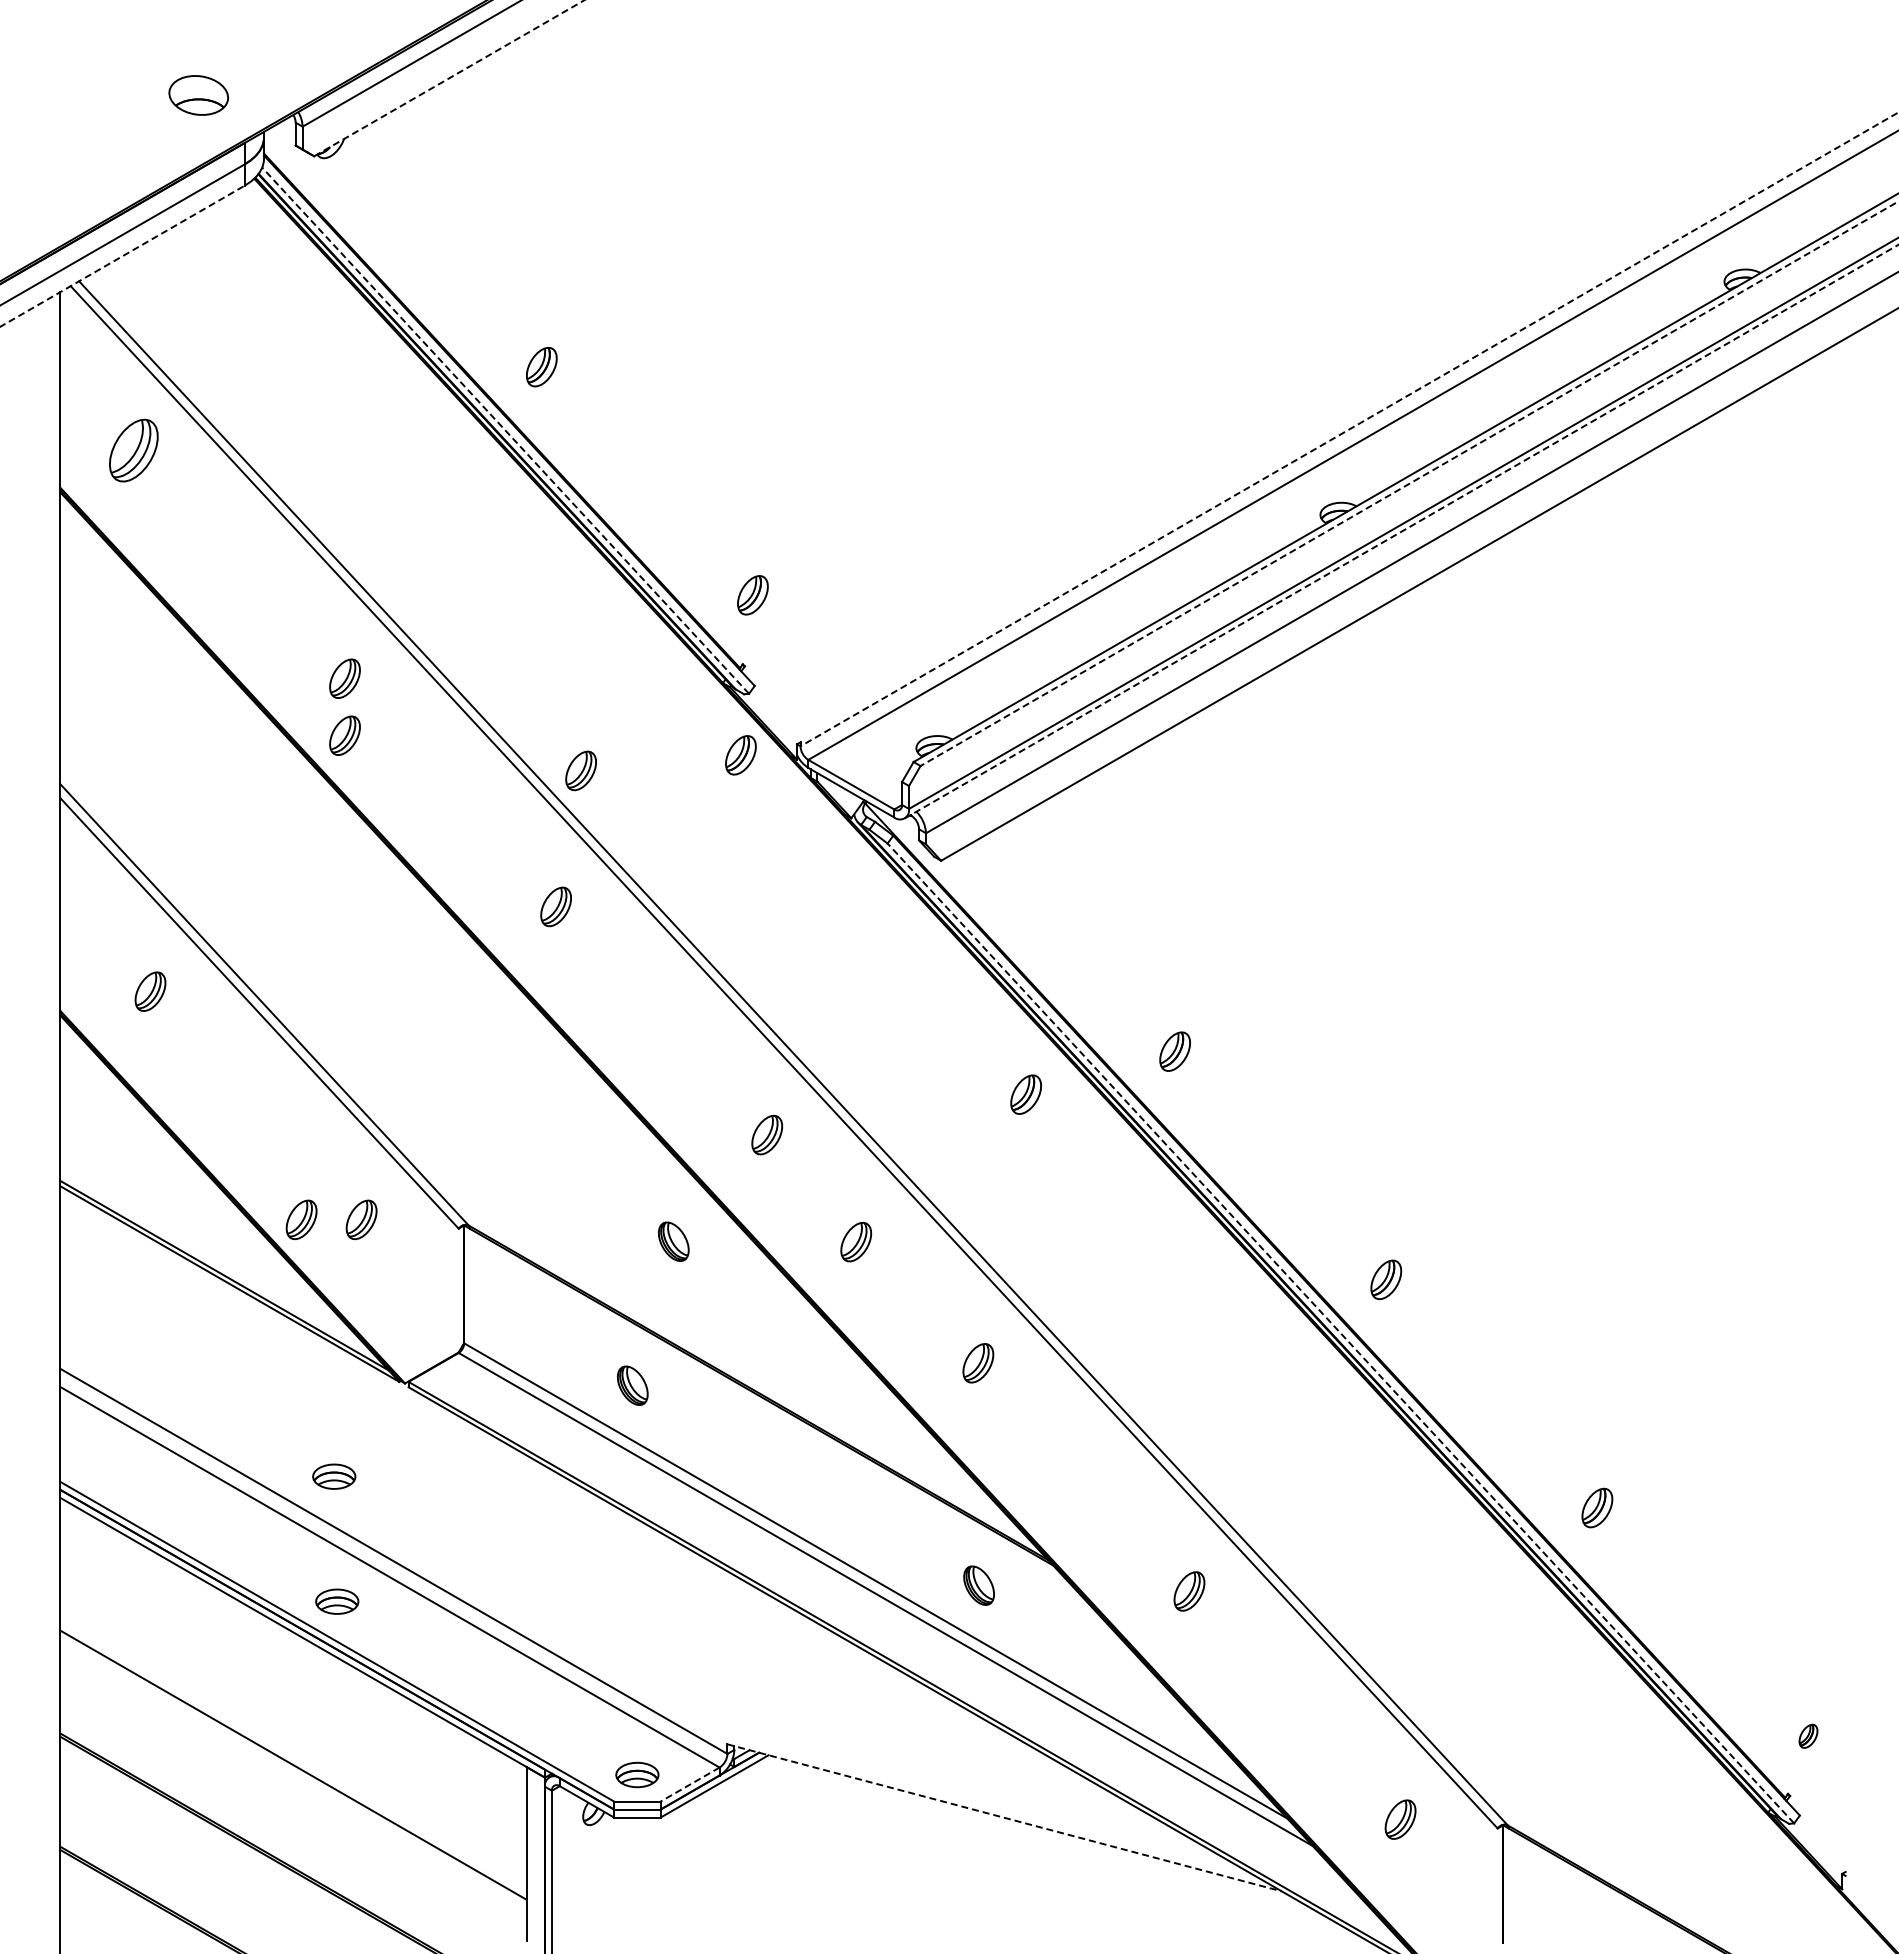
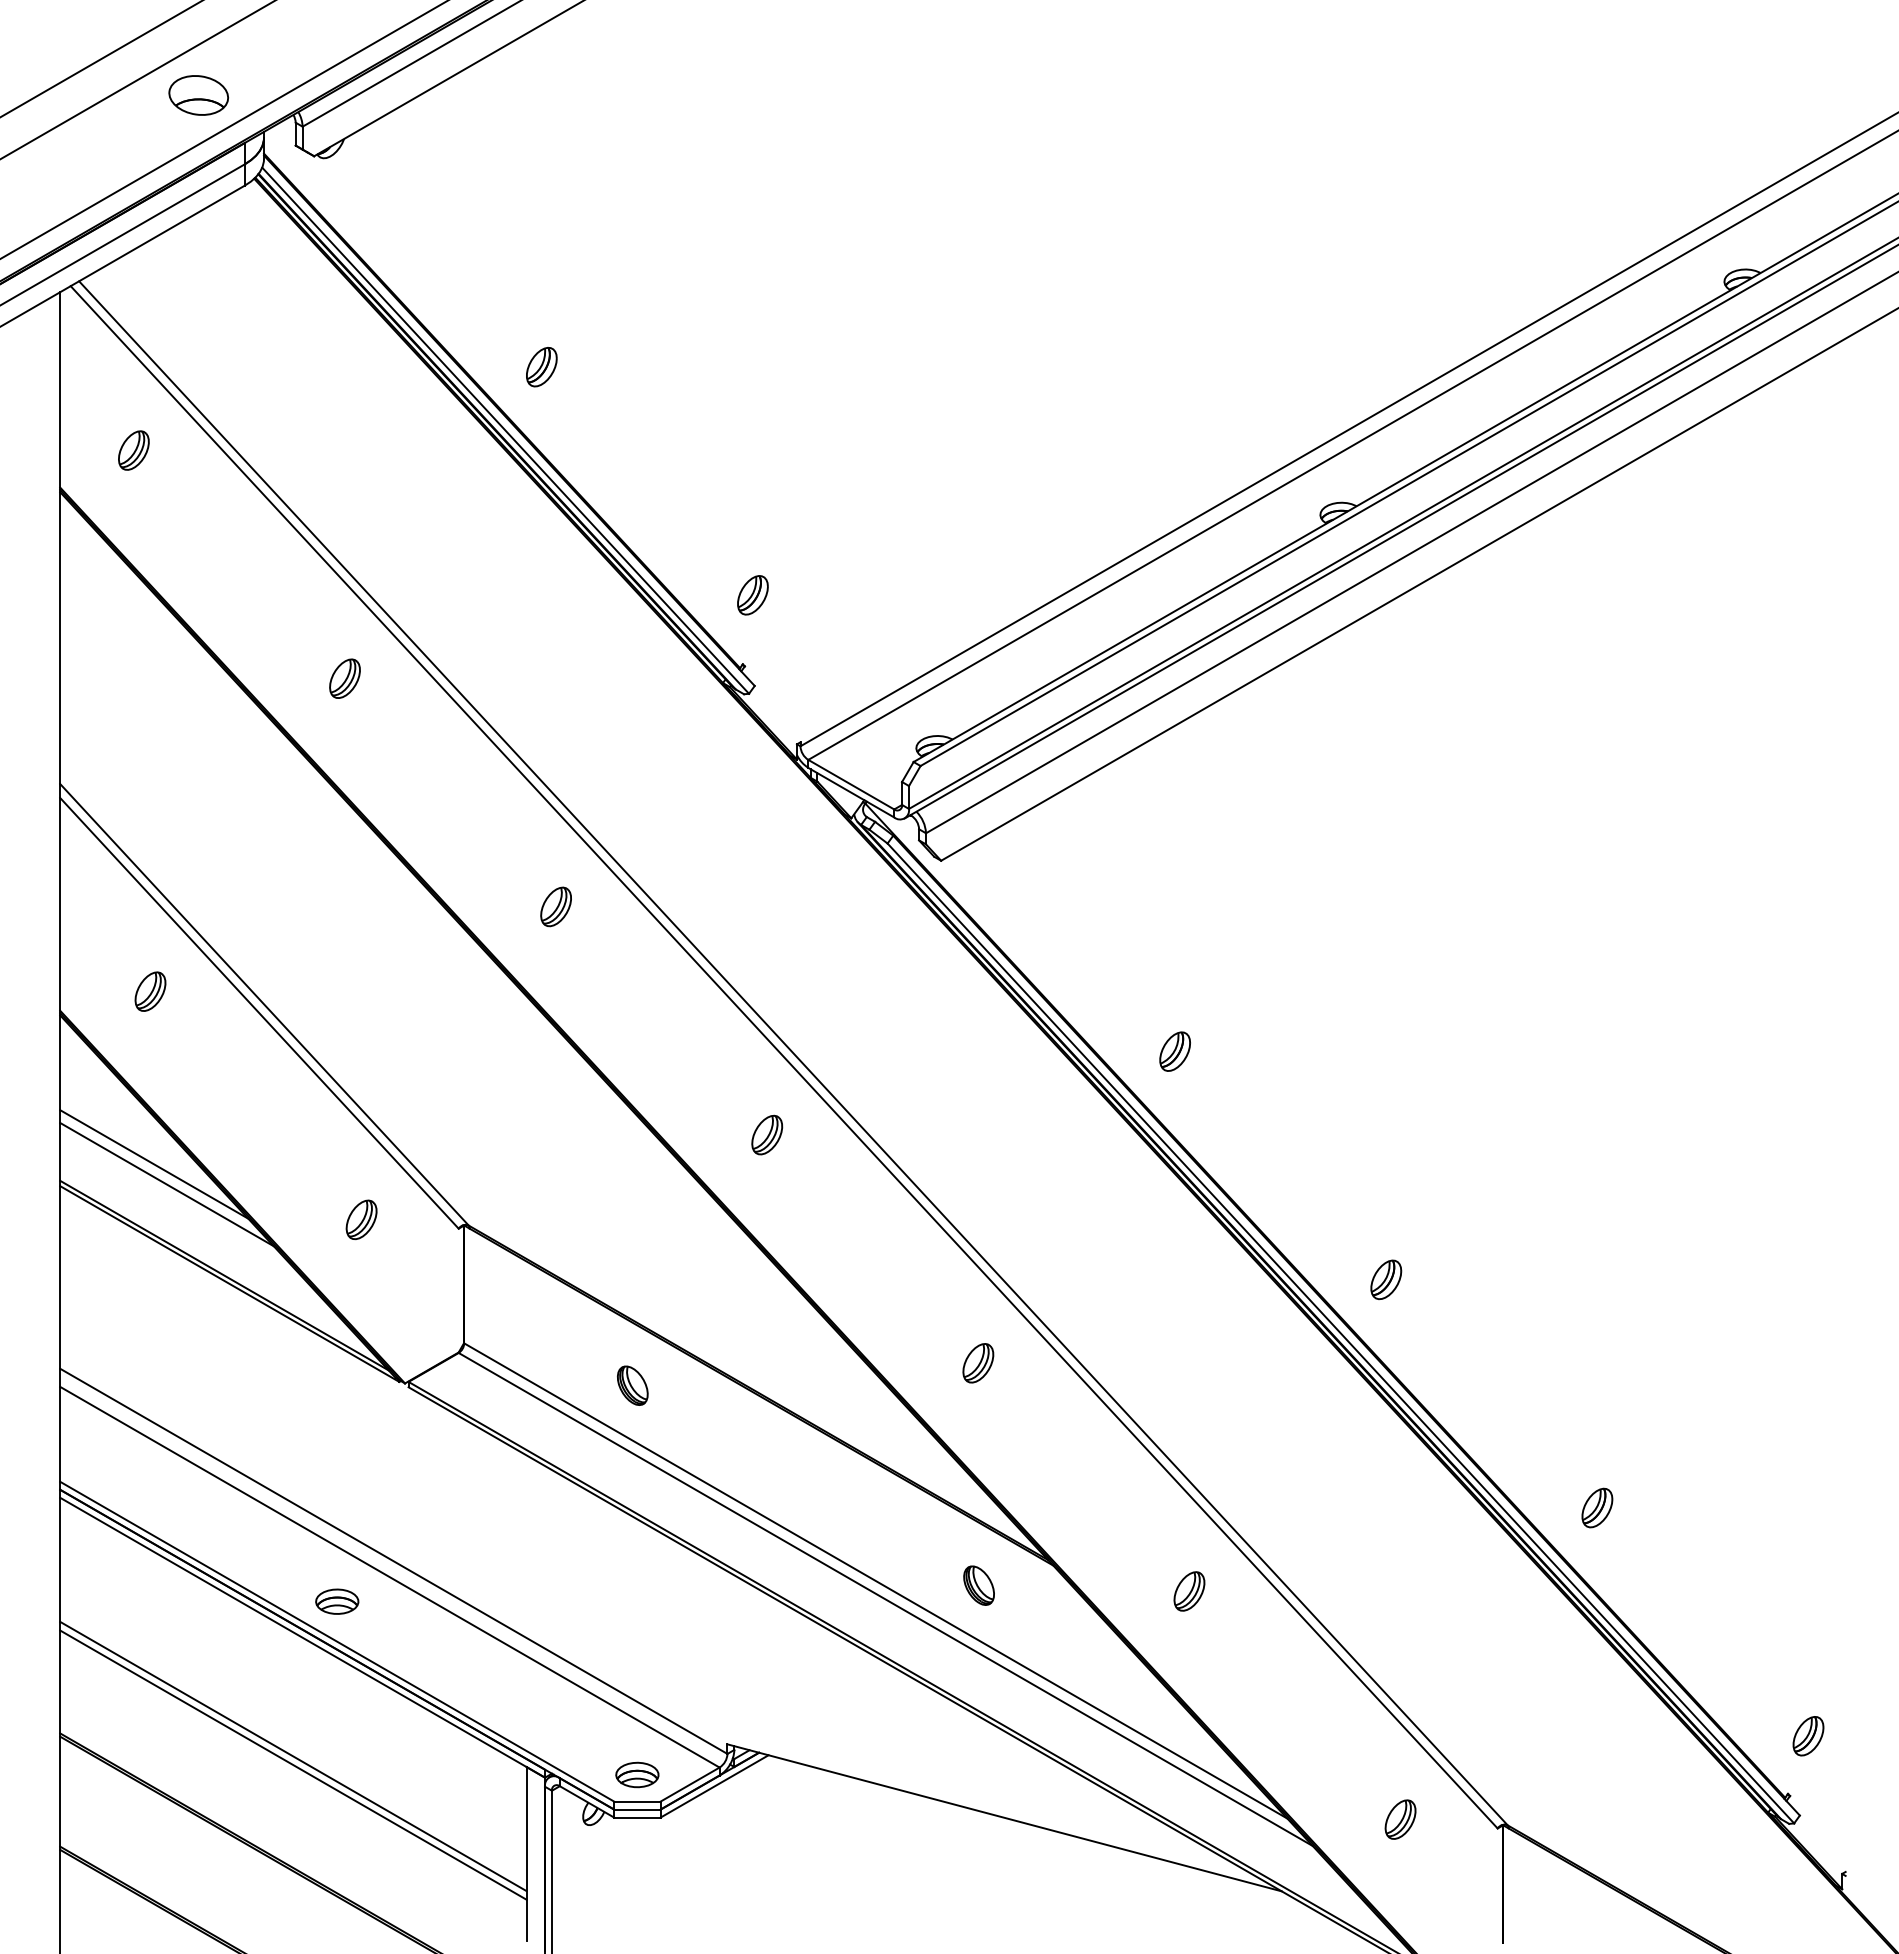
line: none -> present (100, 59)
line: dashed -> solid (449, 78)
line: none -> present (137, 80)
line: none -> present (223, 129)
line: dashed -> solid (122, 256)
line: dashed -> solid (1349, 429)
line: dashed -> solid (505, 430)
part size: 50x65 px -> 32x41 px (133, 450)
line: dashed -> solid (1408, 484)
line: dashed -> solid (1401, 531)
part: present -> none (344, 735)
part: present -> none (740, 755)
part: present -> none (580, 770)
part: present -> none (1025, 1094)
line: none -> present (154, 1164)
line: none -> present (166, 1184)
part: present -> none (301, 1219)
part: present -> none (673, 1241)
part: present -> none (856, 1241)
line: dashed -> solid (1340, 1333)
part: present -> none (334, 1476)
part size: 21x26 px -> 33x41 px (1808, 1736)
line: none -> present (293, 1756)
line: dashed -> solid (689, 1784)
line: dashed -> solid (1004, 1817)
